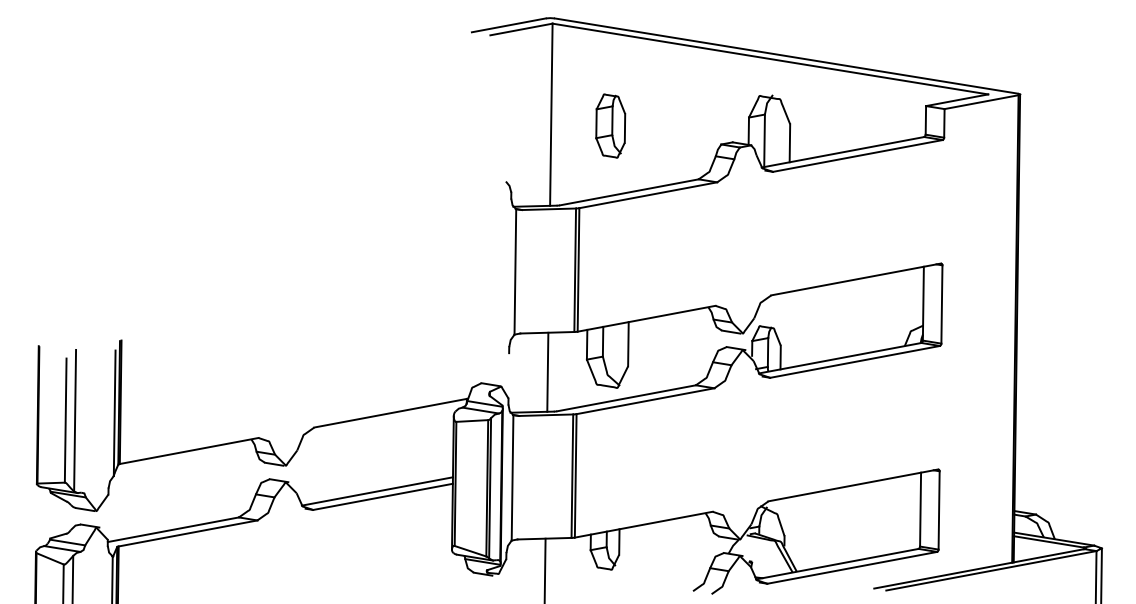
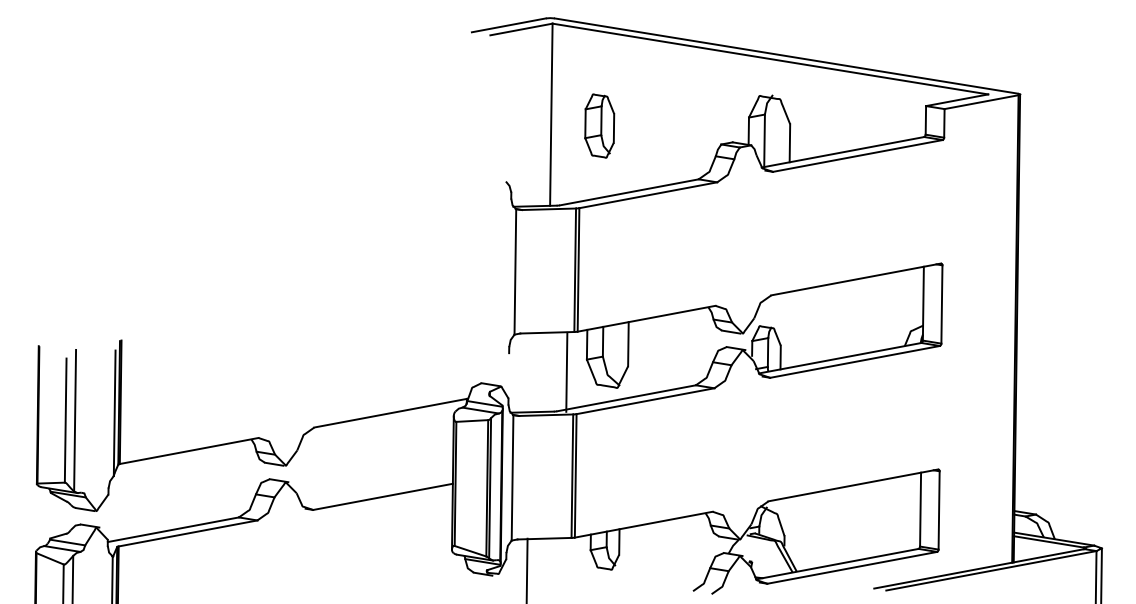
part position: (610, 125) -> (599, 125) (599, 125)
line position: (547, 371) -> (566, 371) (566, 371)
line: present -> none (376, 491)
line position: (544, 569) -> (526, 569) (526, 569)
